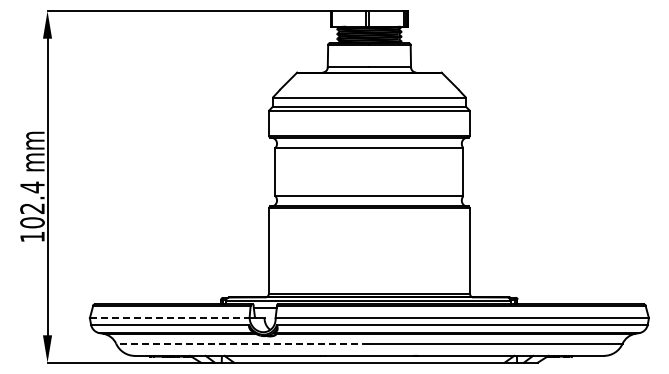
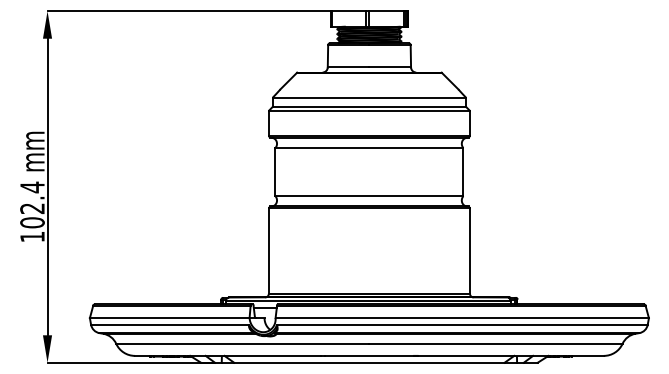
line: dashed -> solid (169, 318)
line: dashed -> solid (242, 343)
